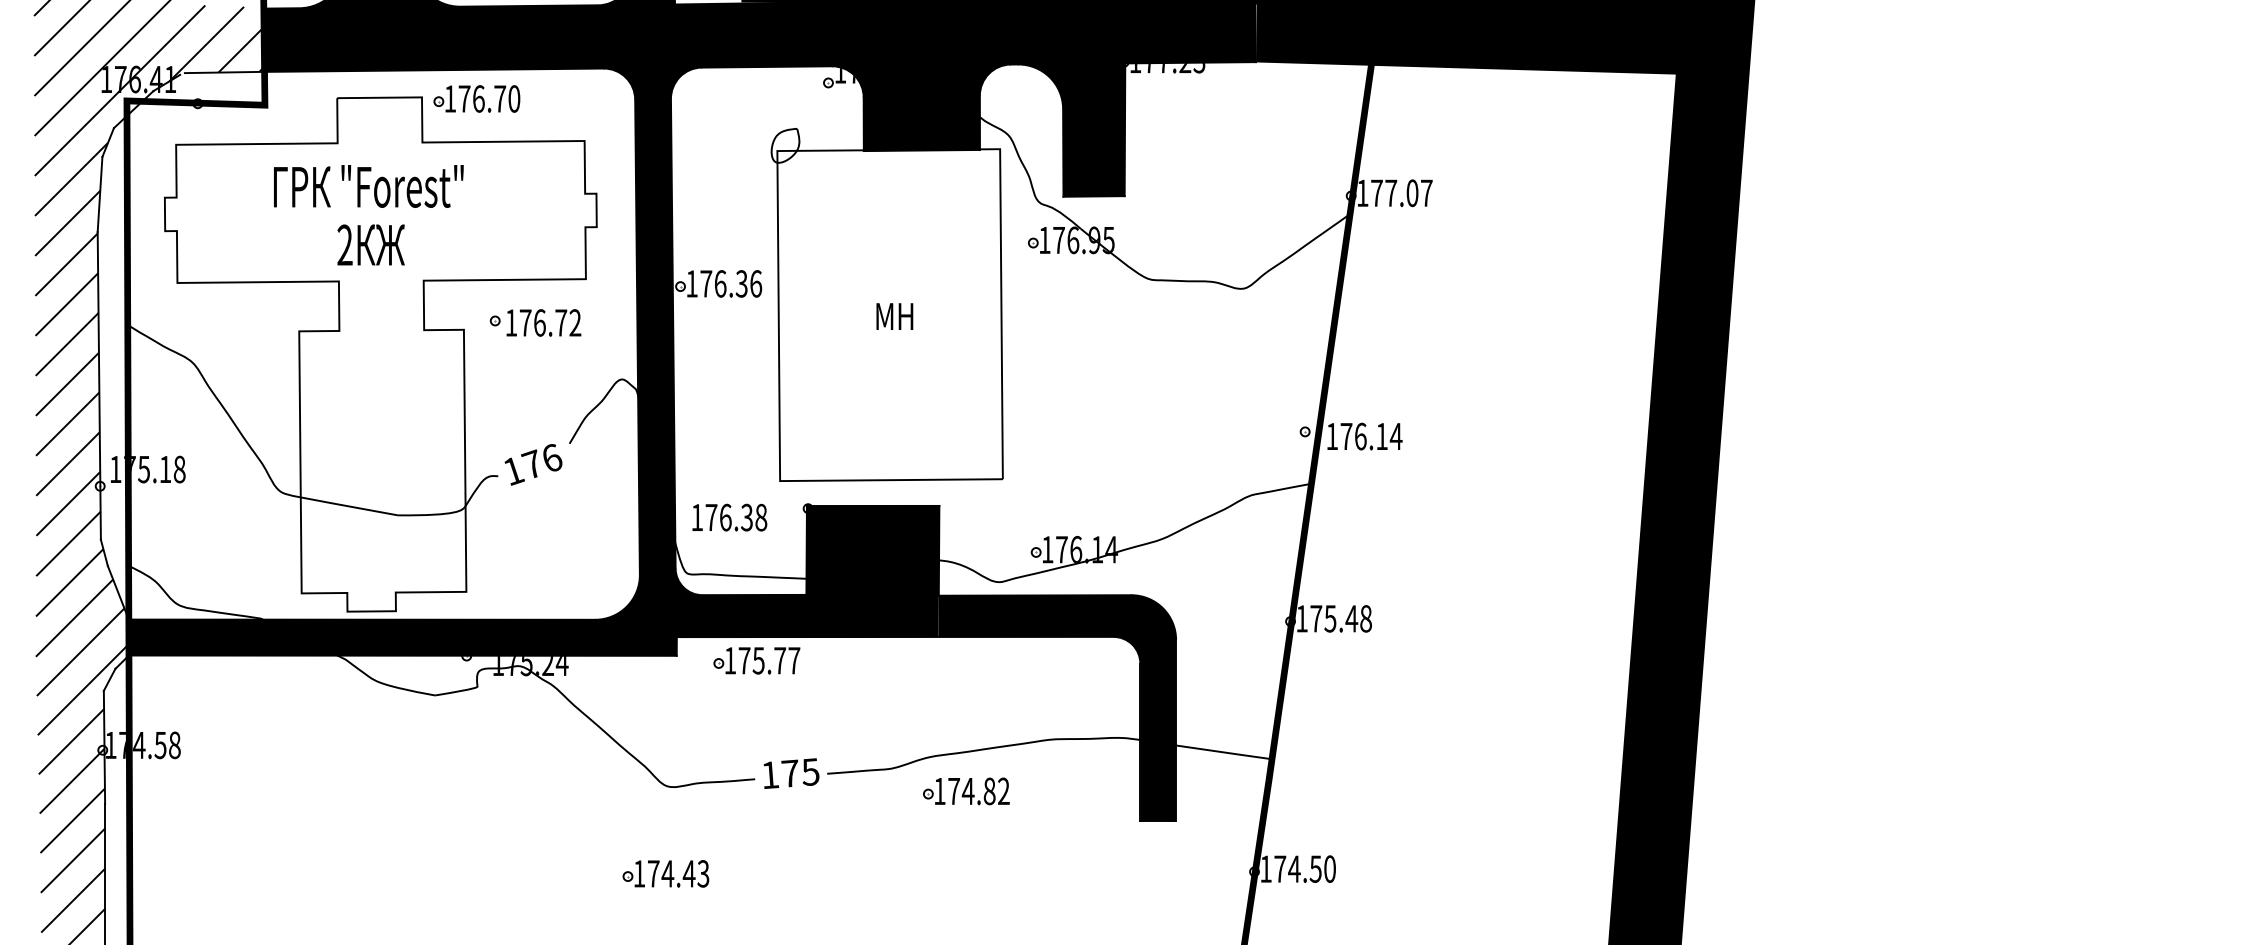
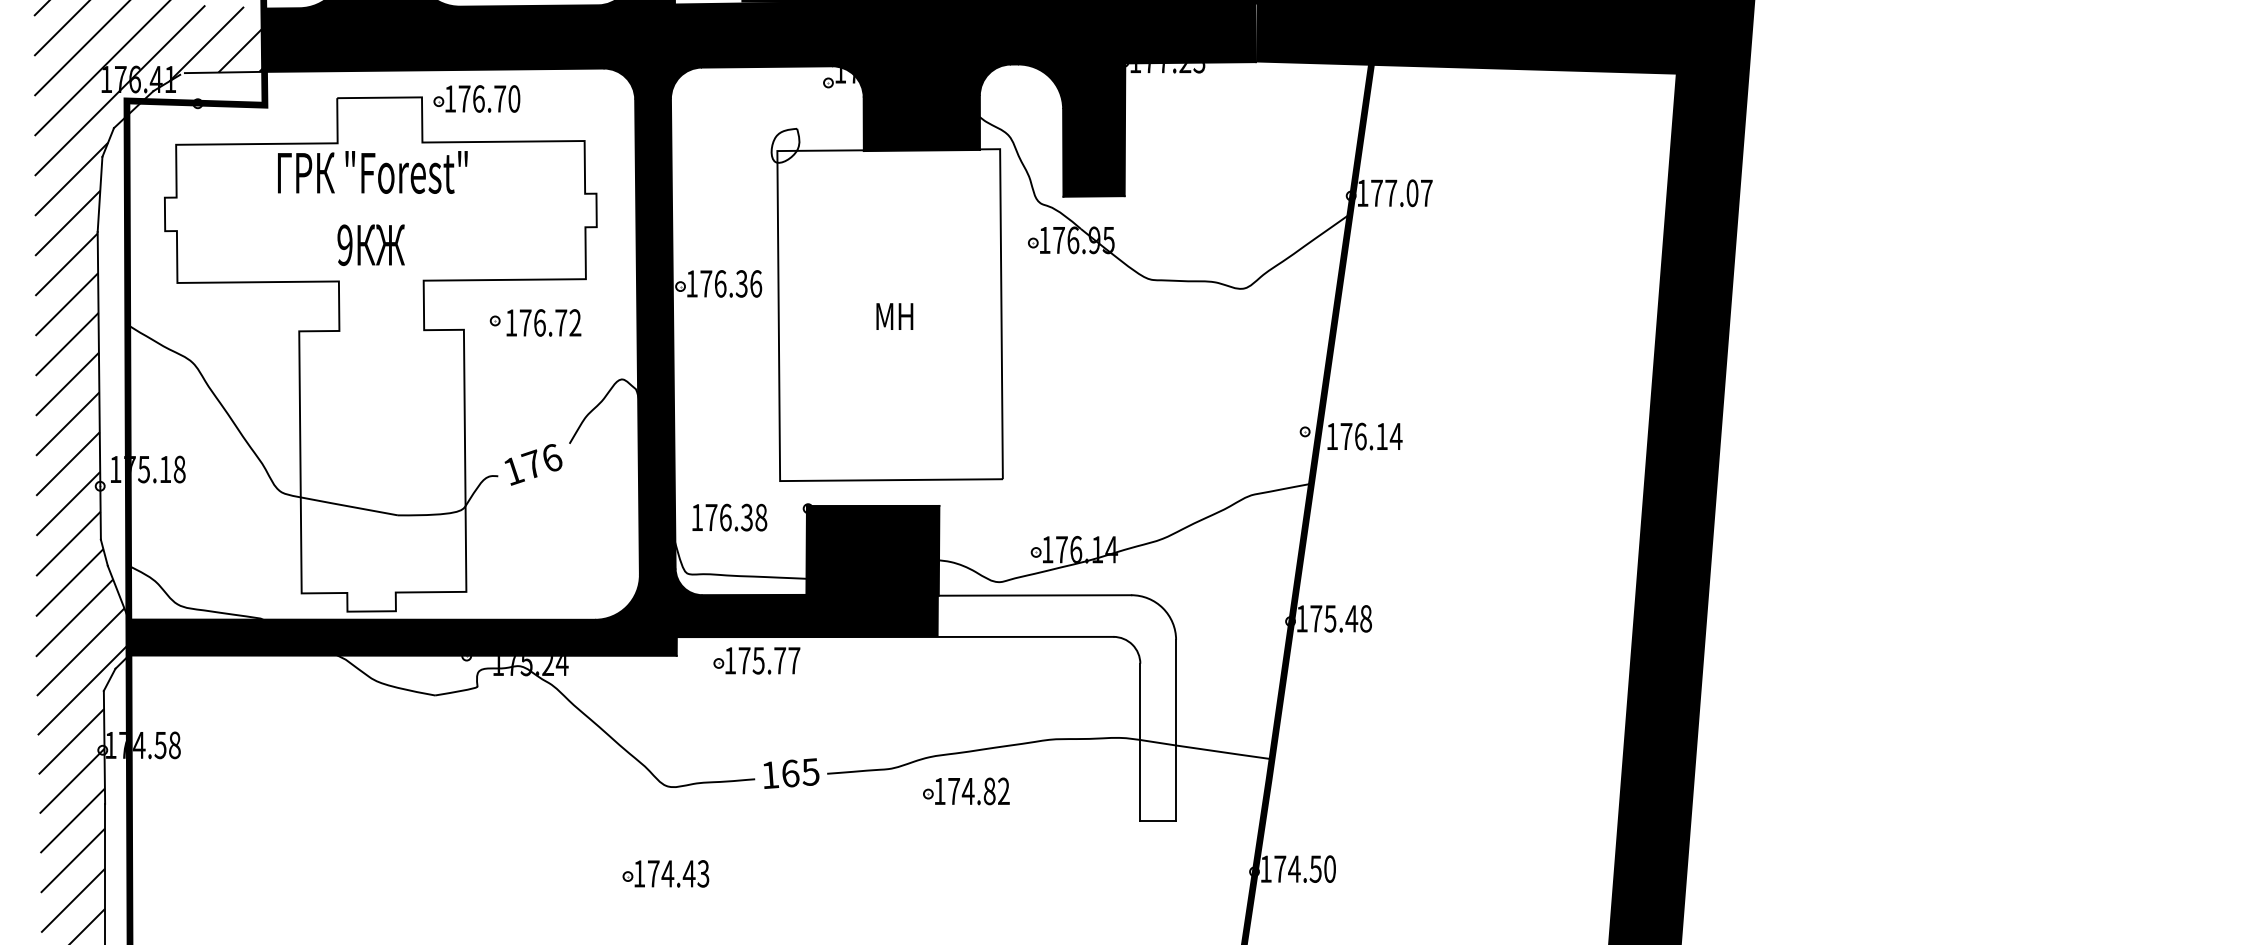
text position: (368, 186) -> (372, 172) (372, 172)
text: 2 -> 9 (344, 245)
fill: present -> none (1057, 708)
text: 175 -> 165 (790, 773)
